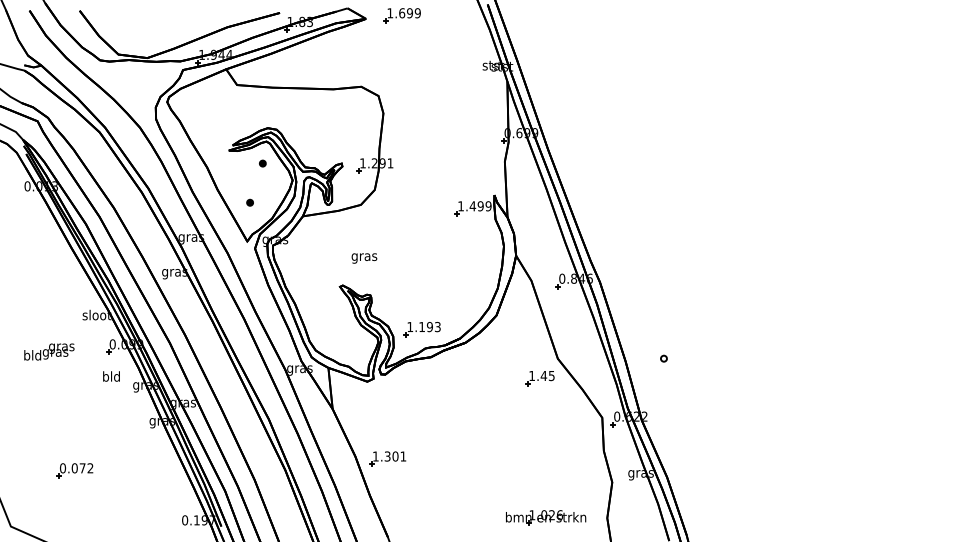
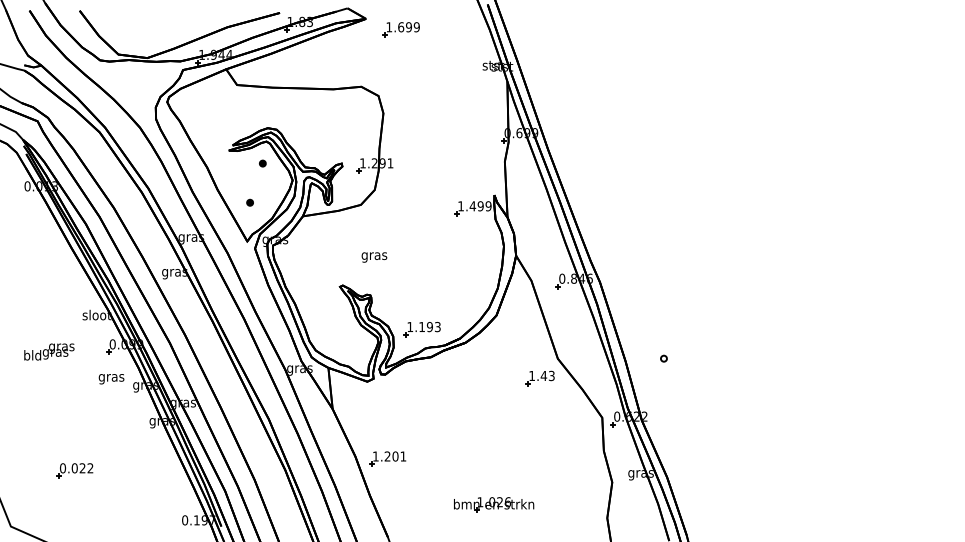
part position: (401, 15) -> (400, 29) (400, 29)
text position: (364, 258) -> (374, 257) (374, 257)
text: 1.45 -> 1.43 (551, 375)
text: bld -> gras (111, 377)
text: 1.301 -> 1.201 (387, 456)
text: 0.072 -> 0.022 (82, 468)
part position: (546, 517) -> (494, 504) (494, 504)
